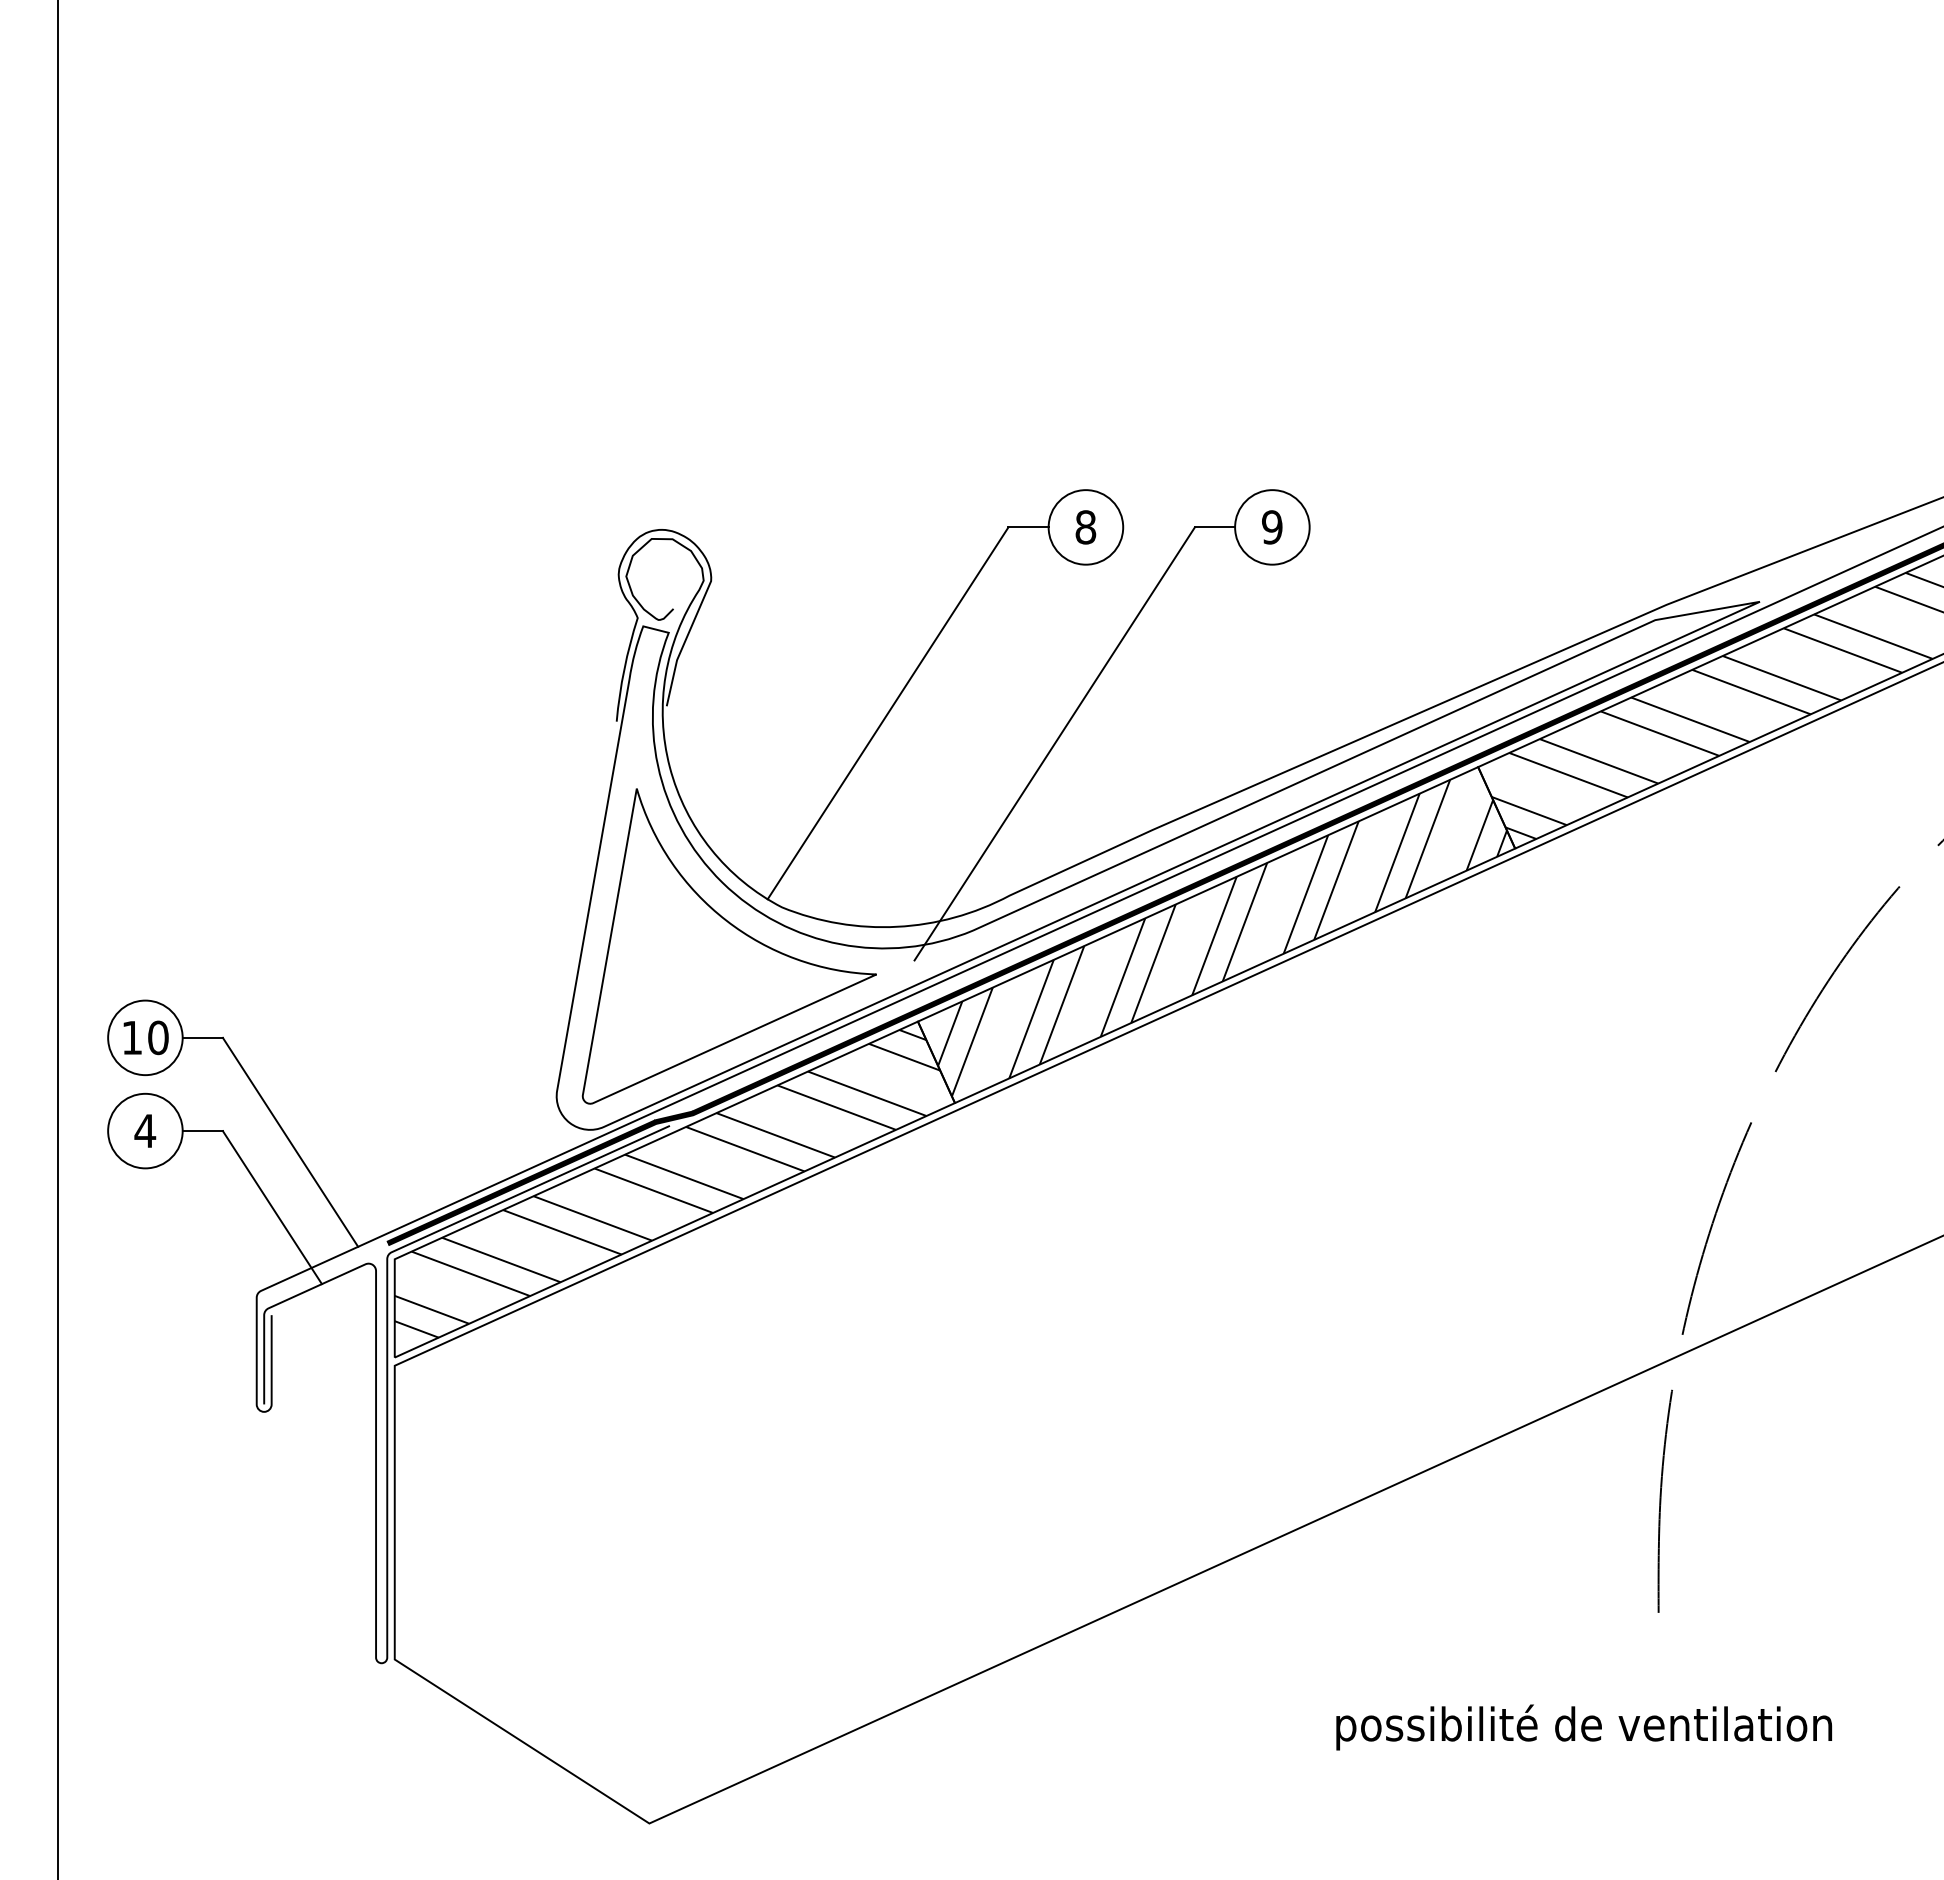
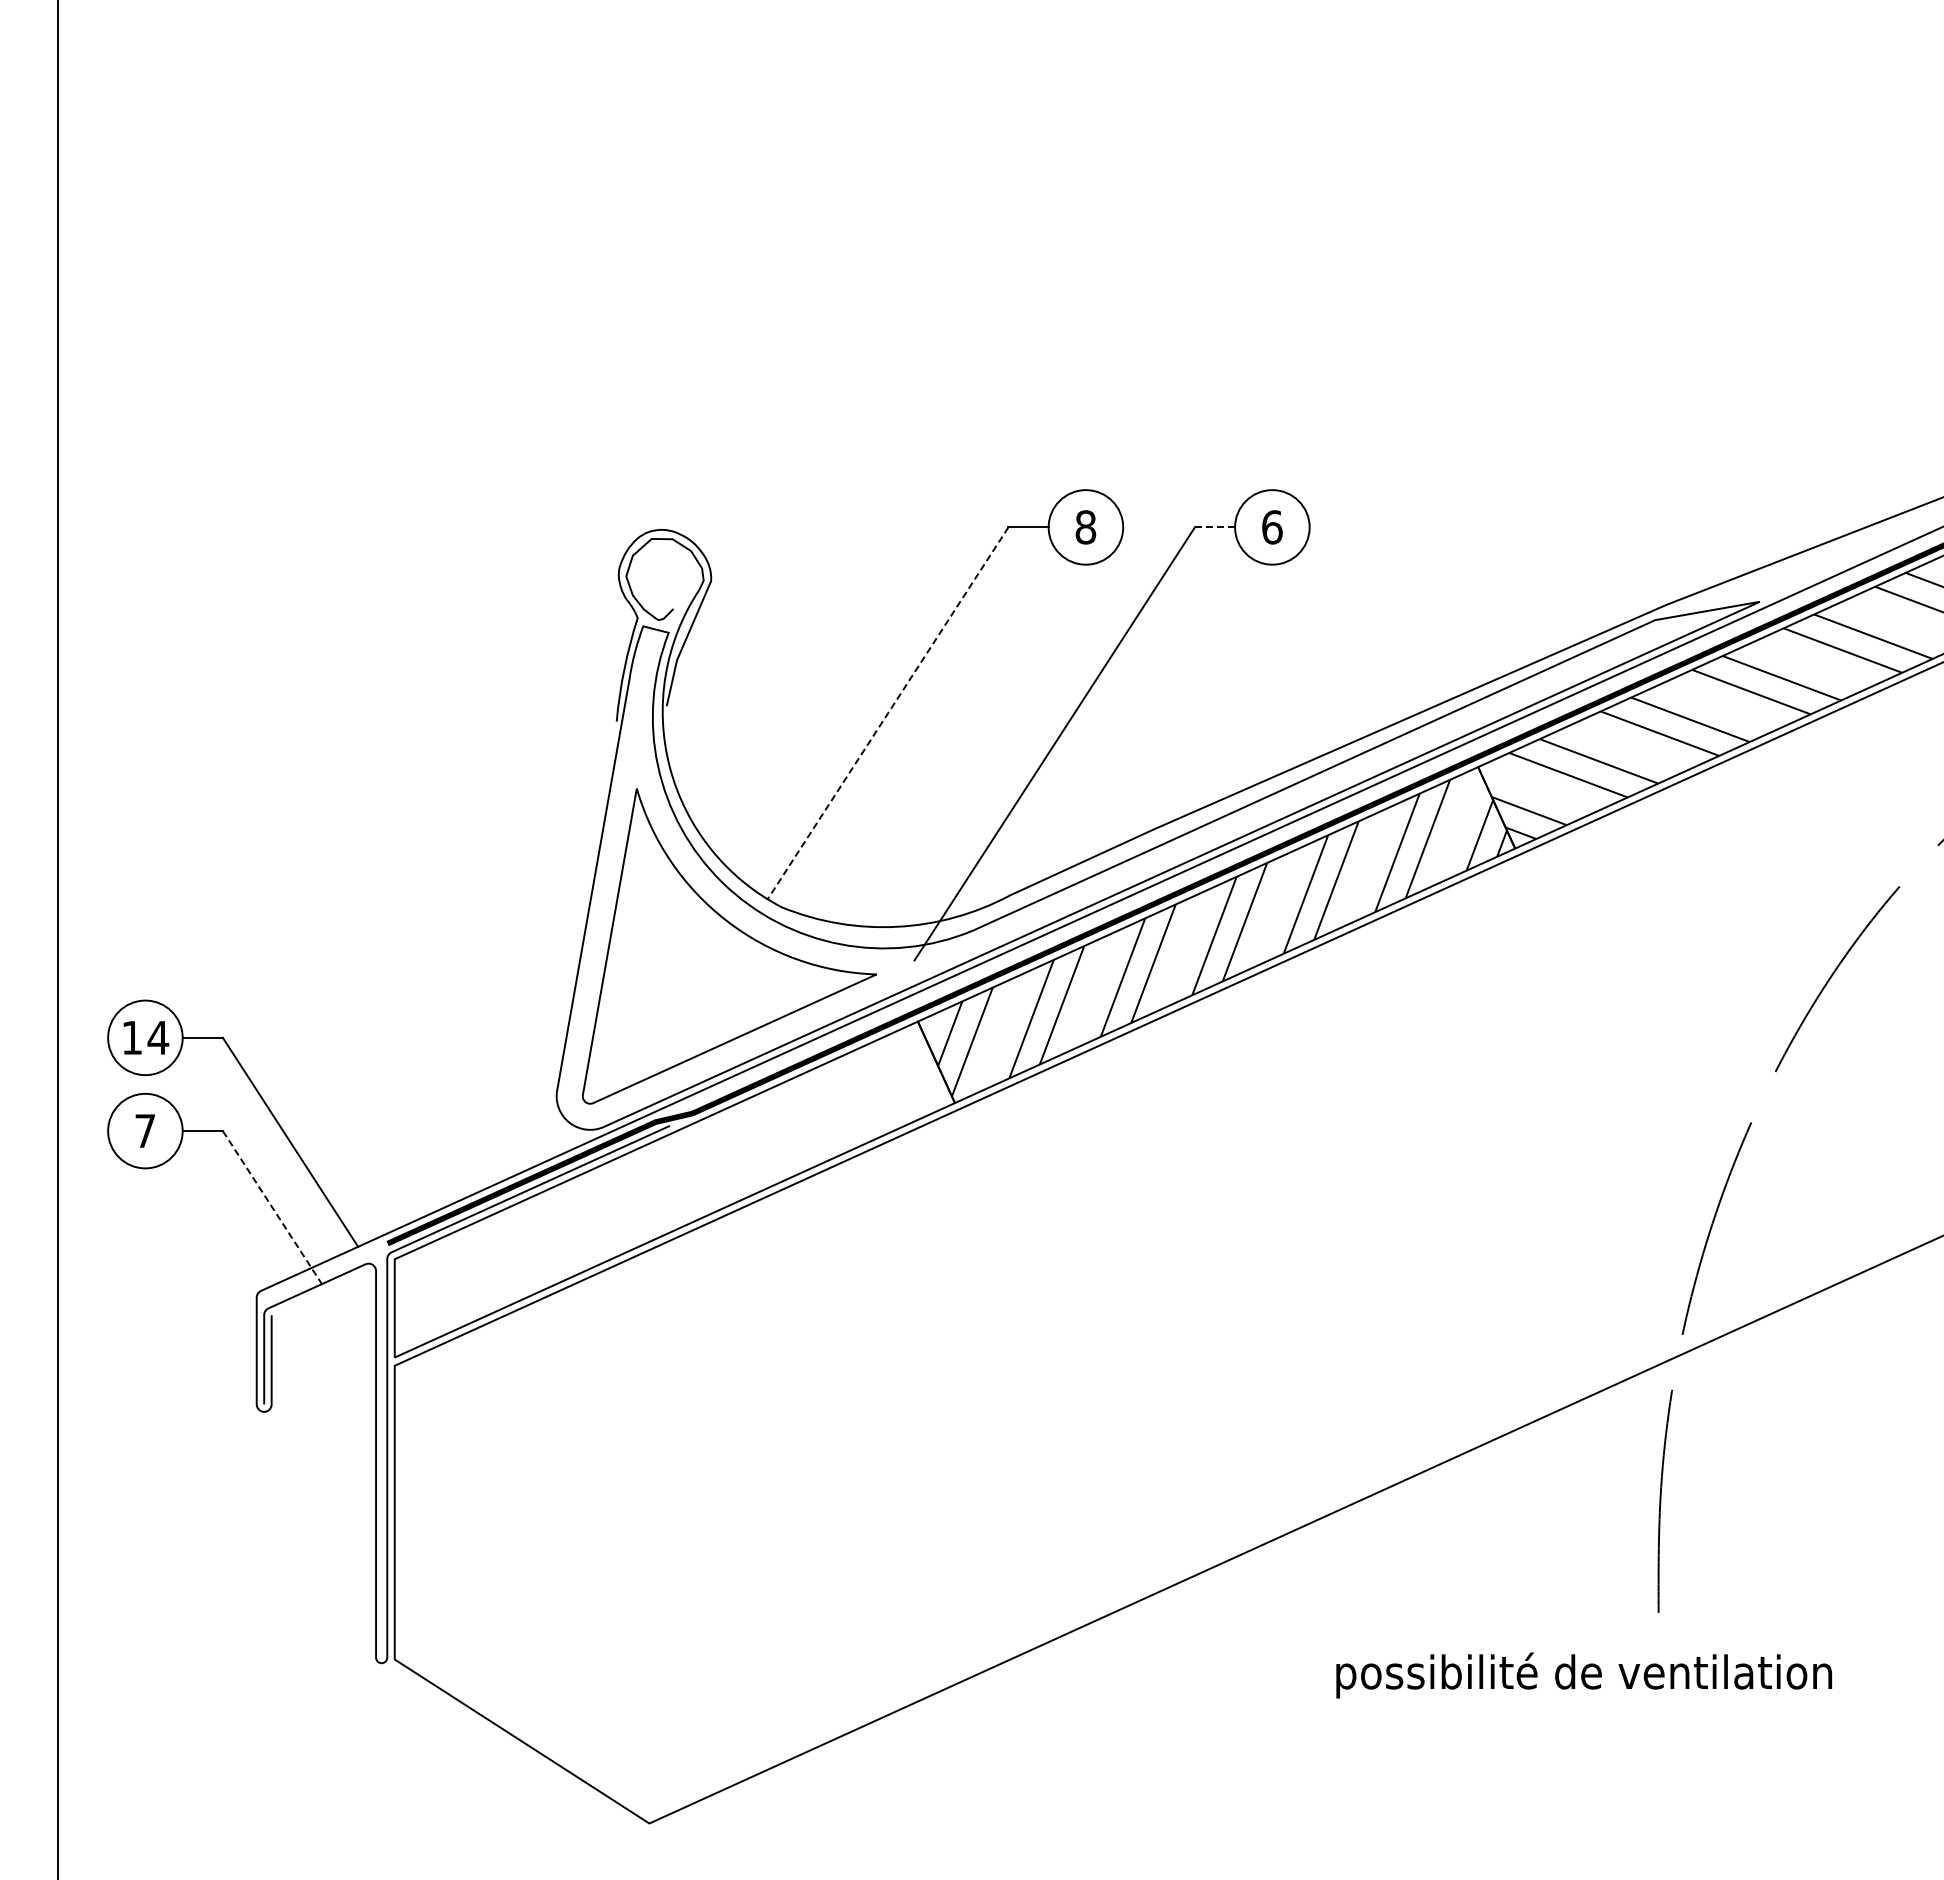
line: solid -> dashed (1214, 527)
text: 9 -> 6 (1272, 527)
line: solid -> dashed (887, 713)
text: 10 -> 14 (158, 1037)
text: 4 -> 7 (145, 1130)
hatch: present -> none (667, 1183)
line: solid -> dashed (272, 1208)
text position: (1583, 1727) -> (1583, 1675) (1583, 1675)
